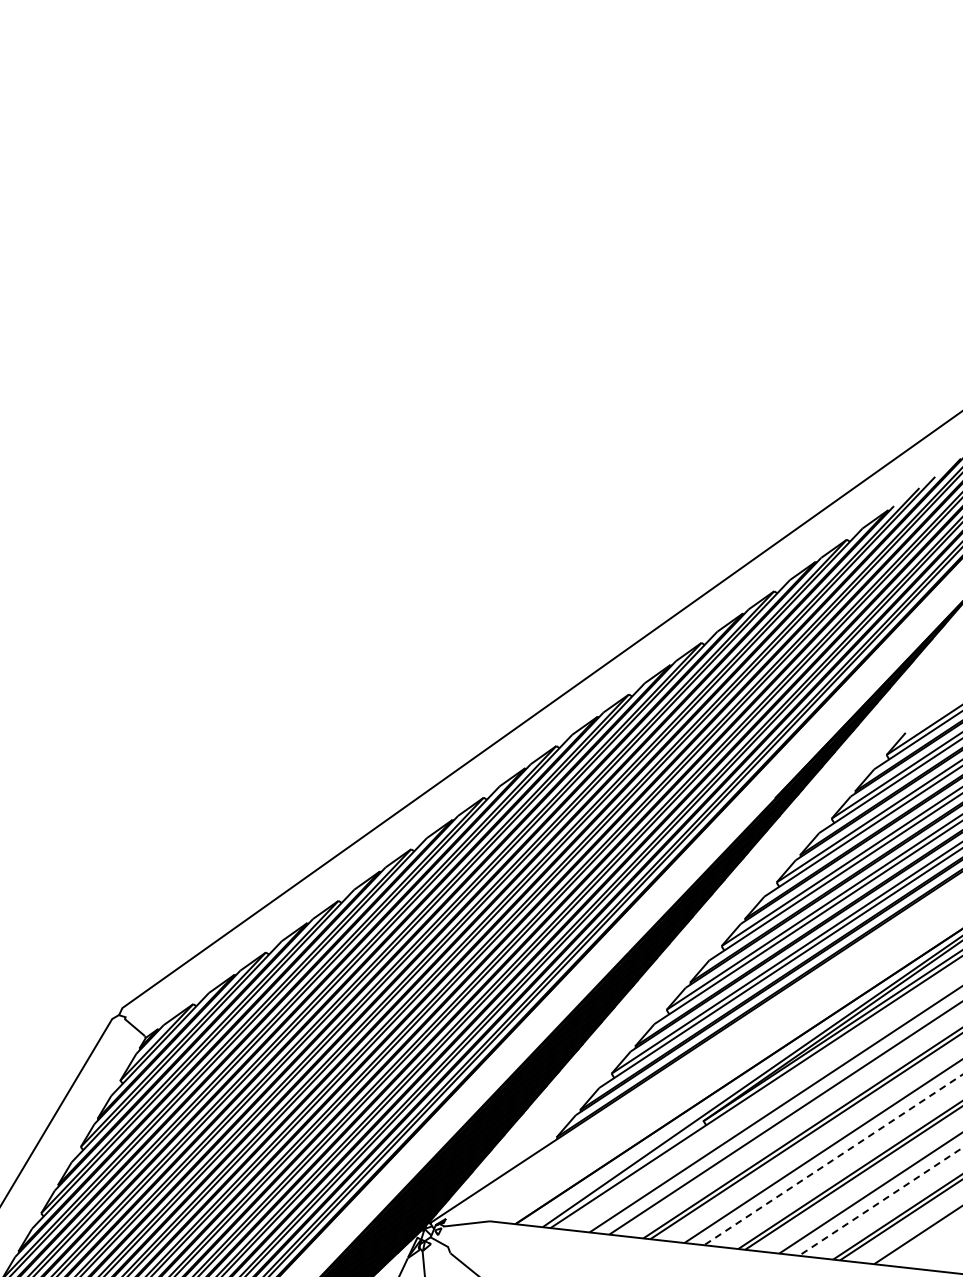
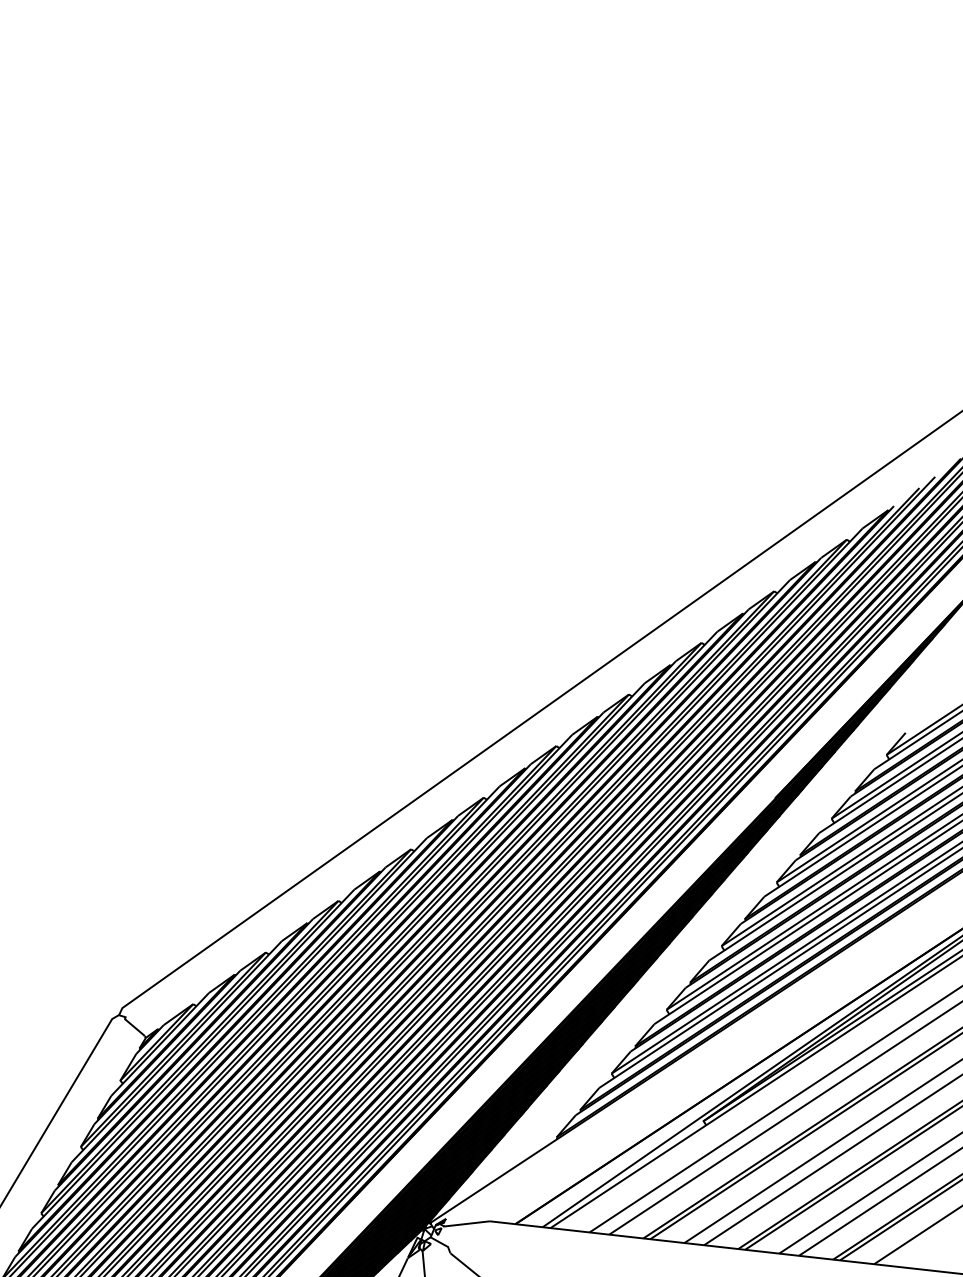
line: dashed -> solid (833, 1159)
line: dashed -> solid (880, 1201)
